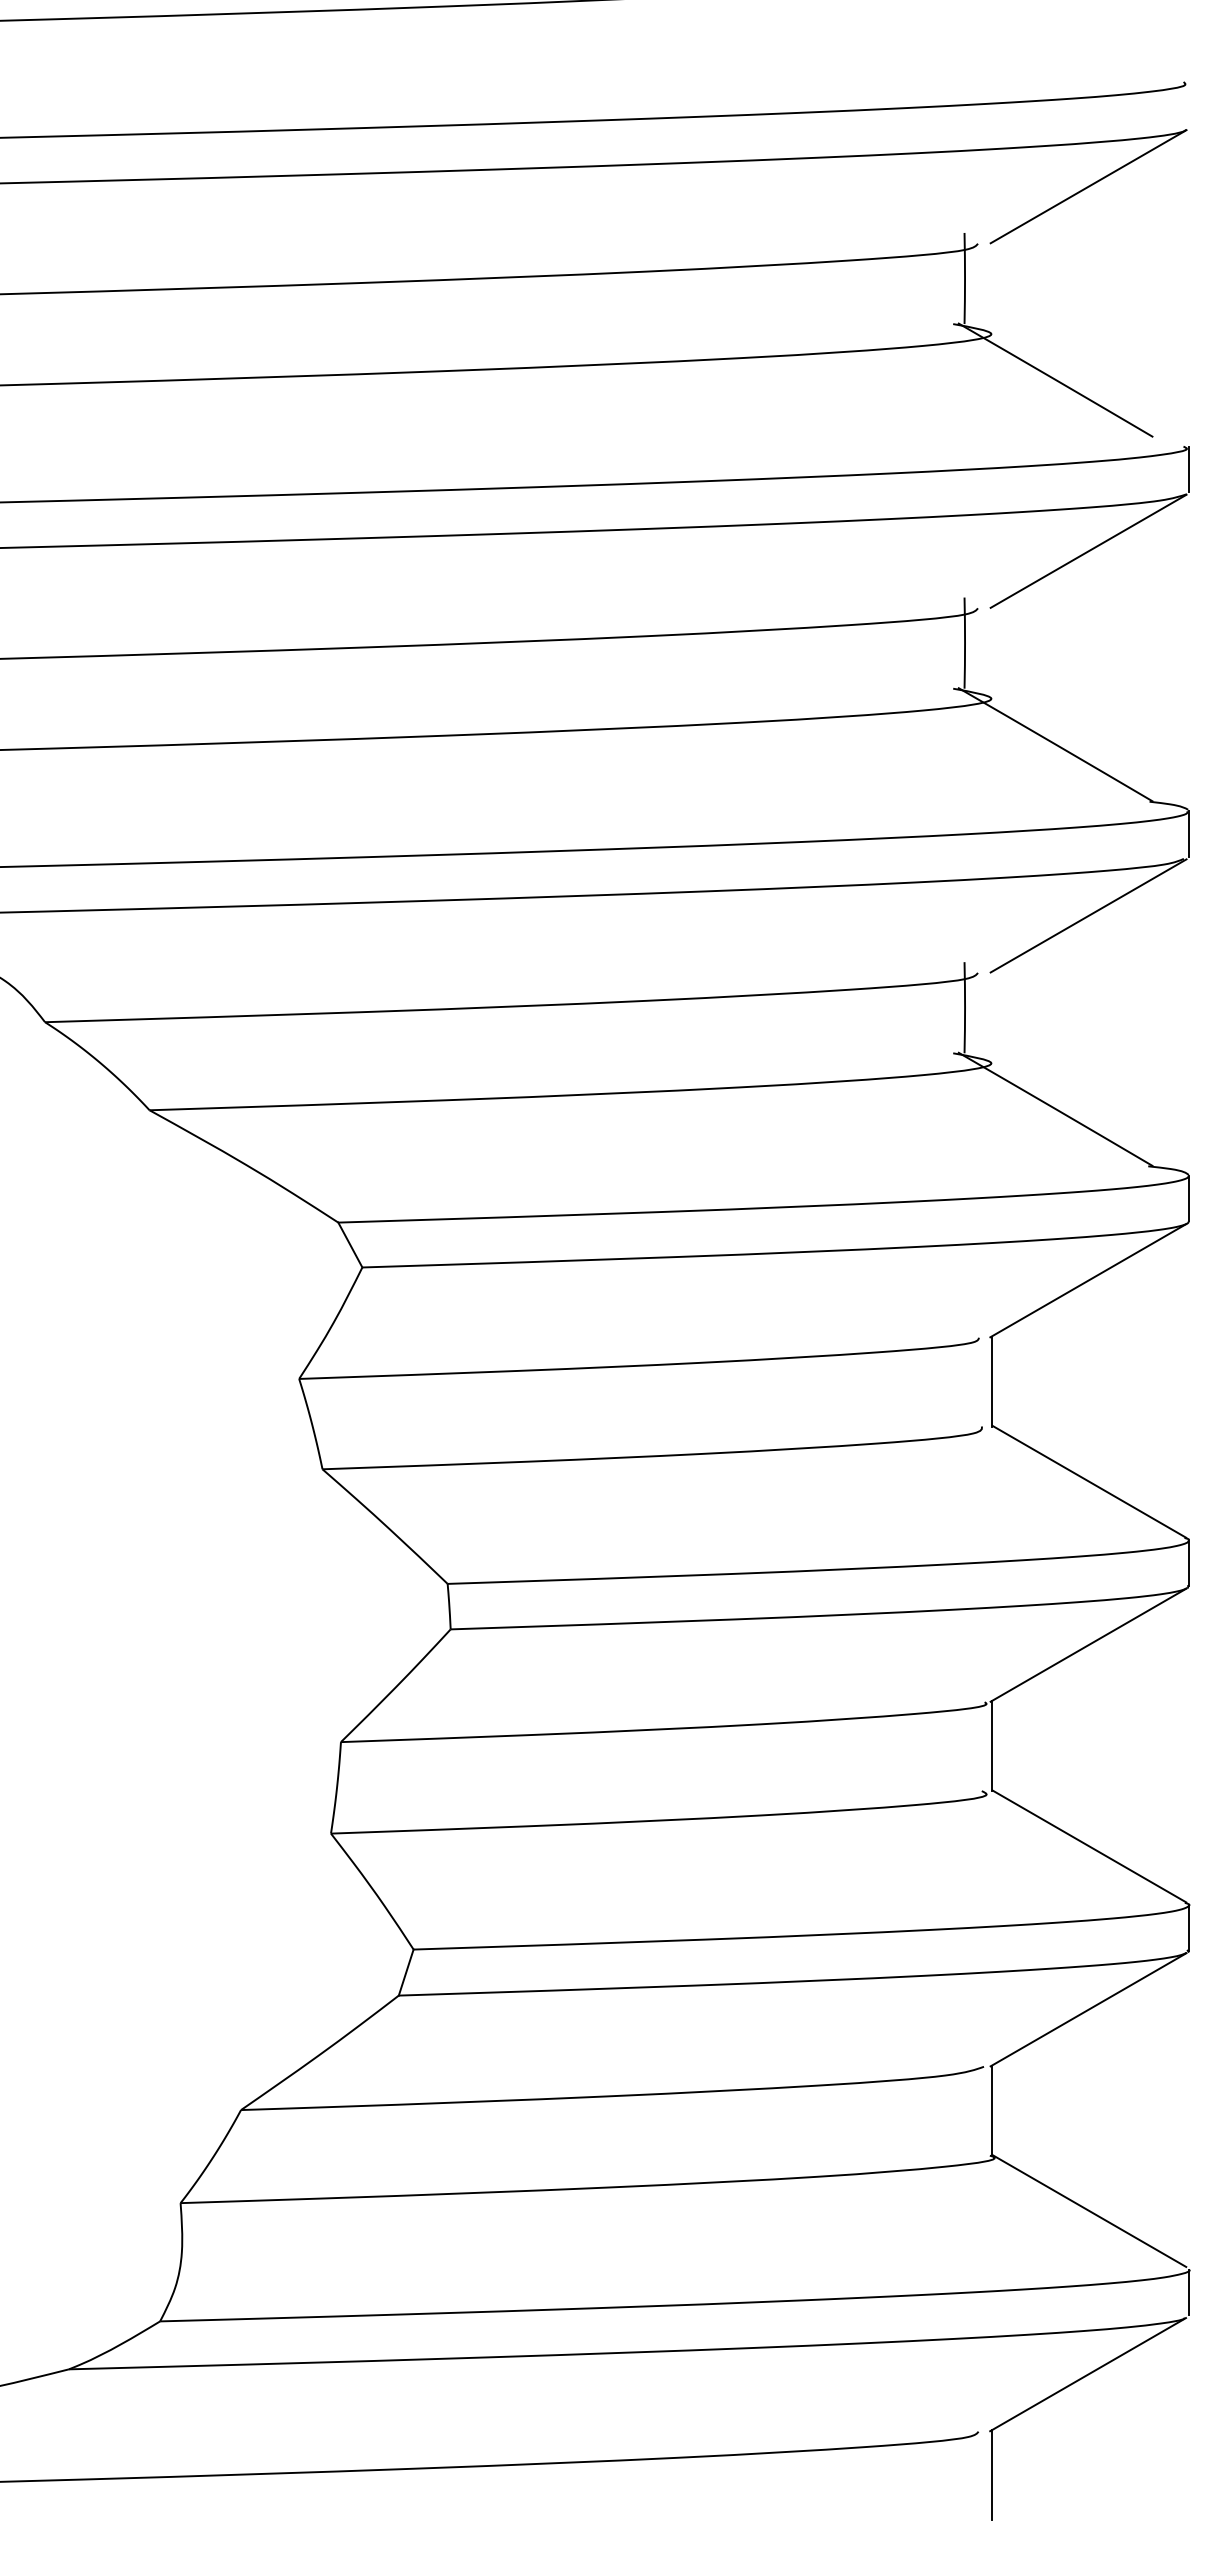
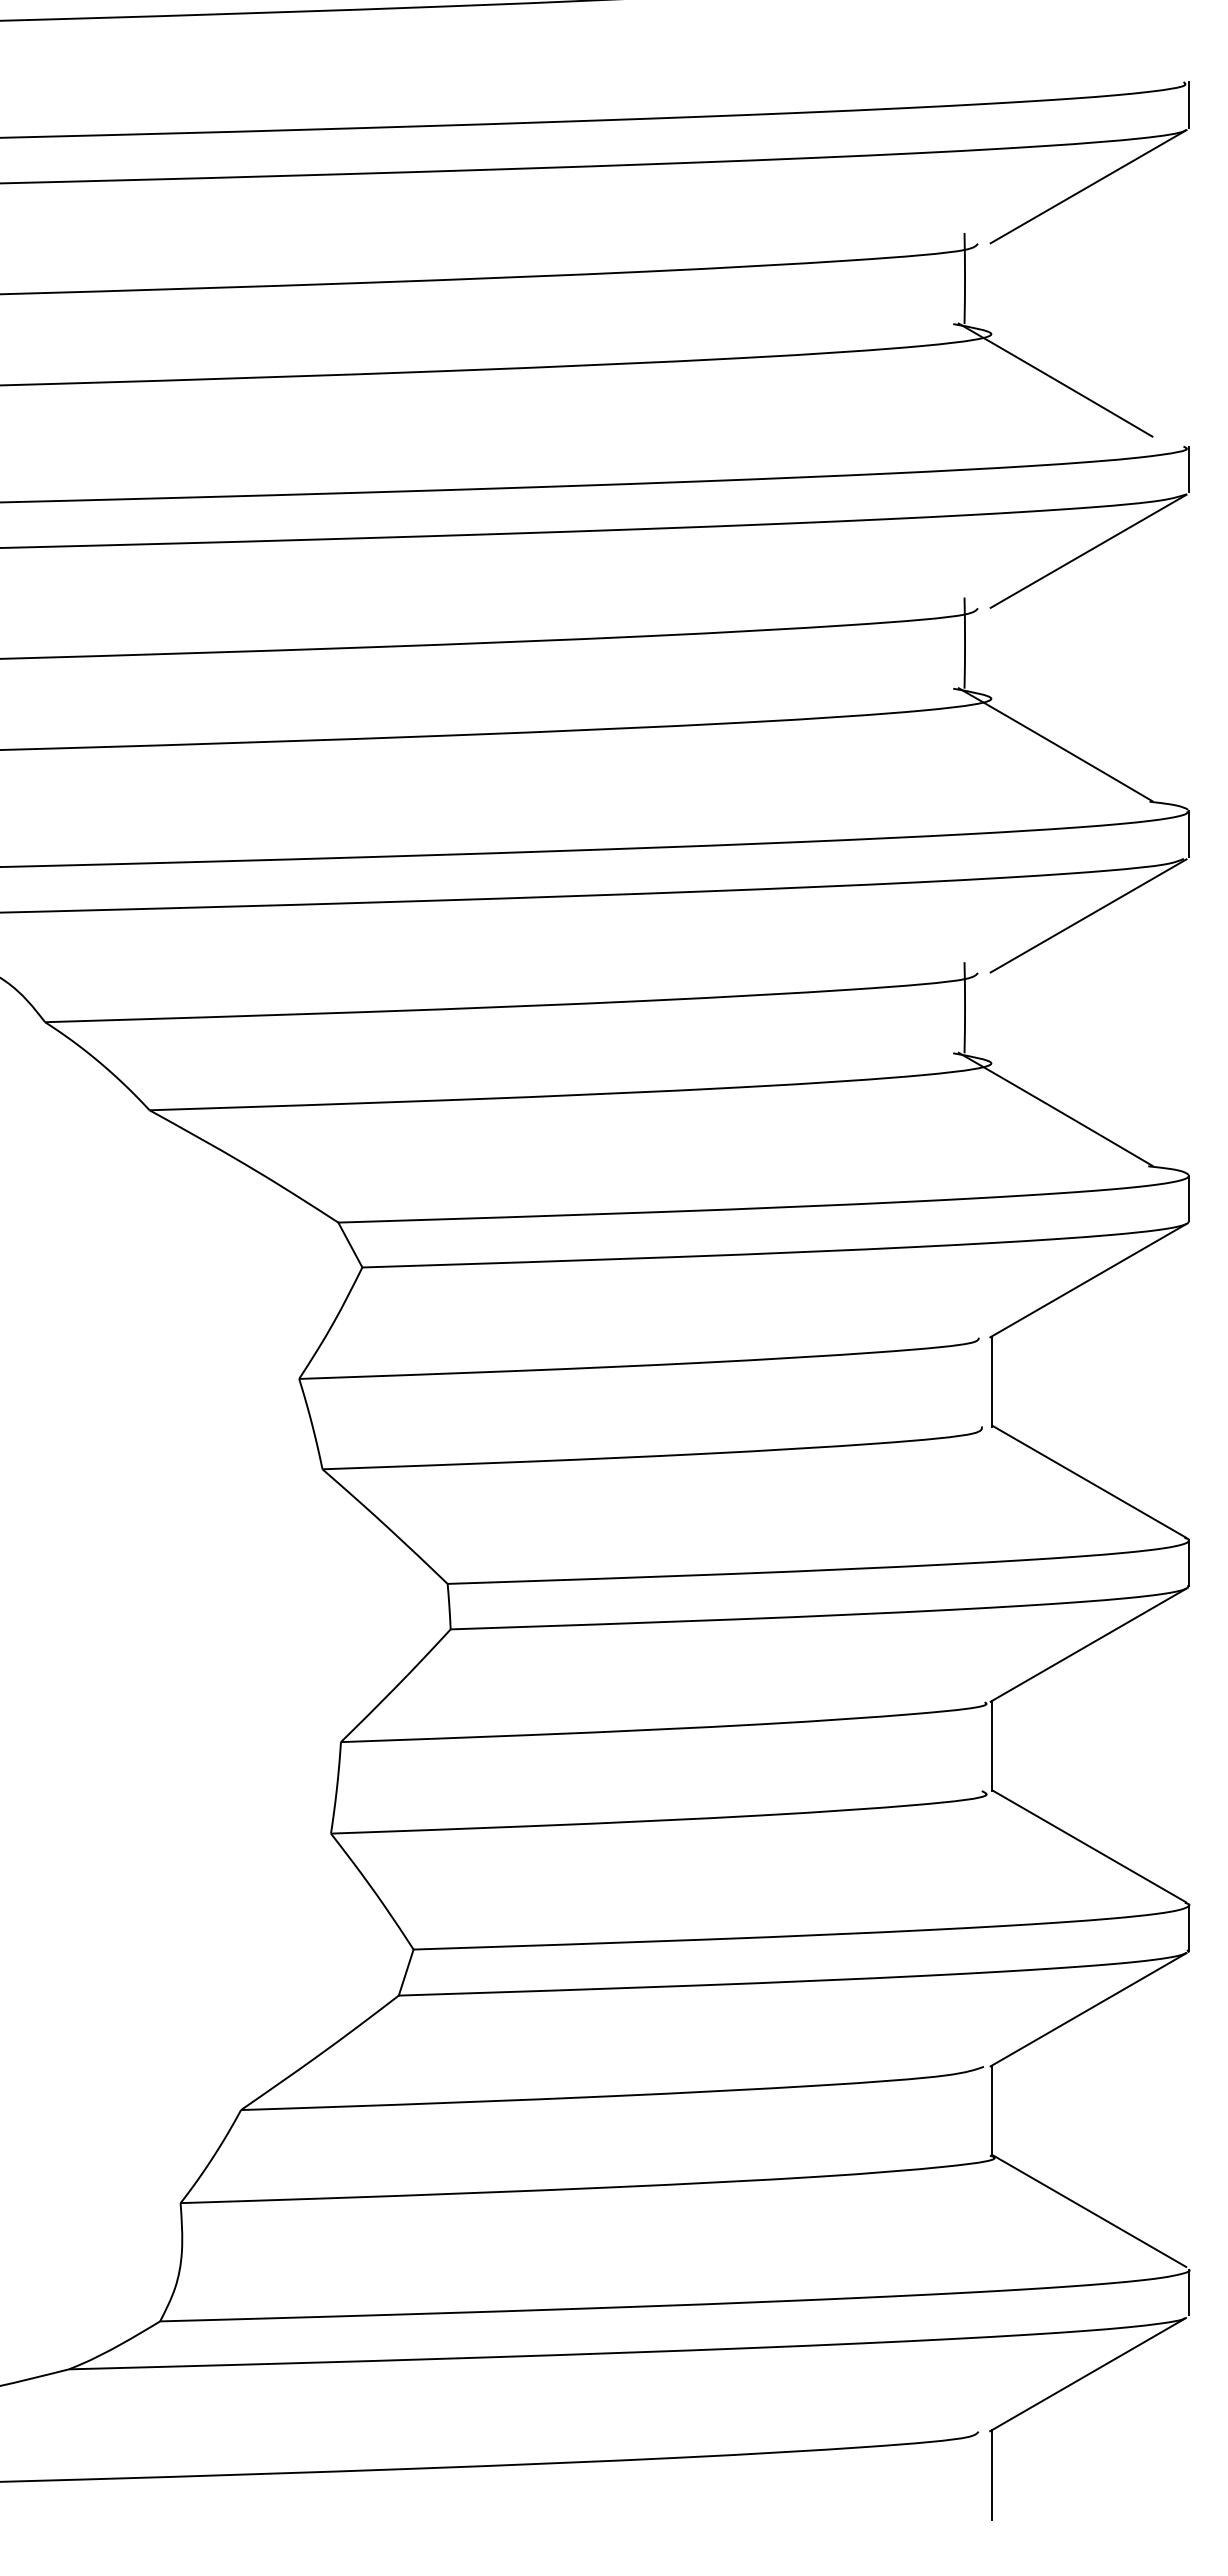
line: none -> present (1189, 104)
